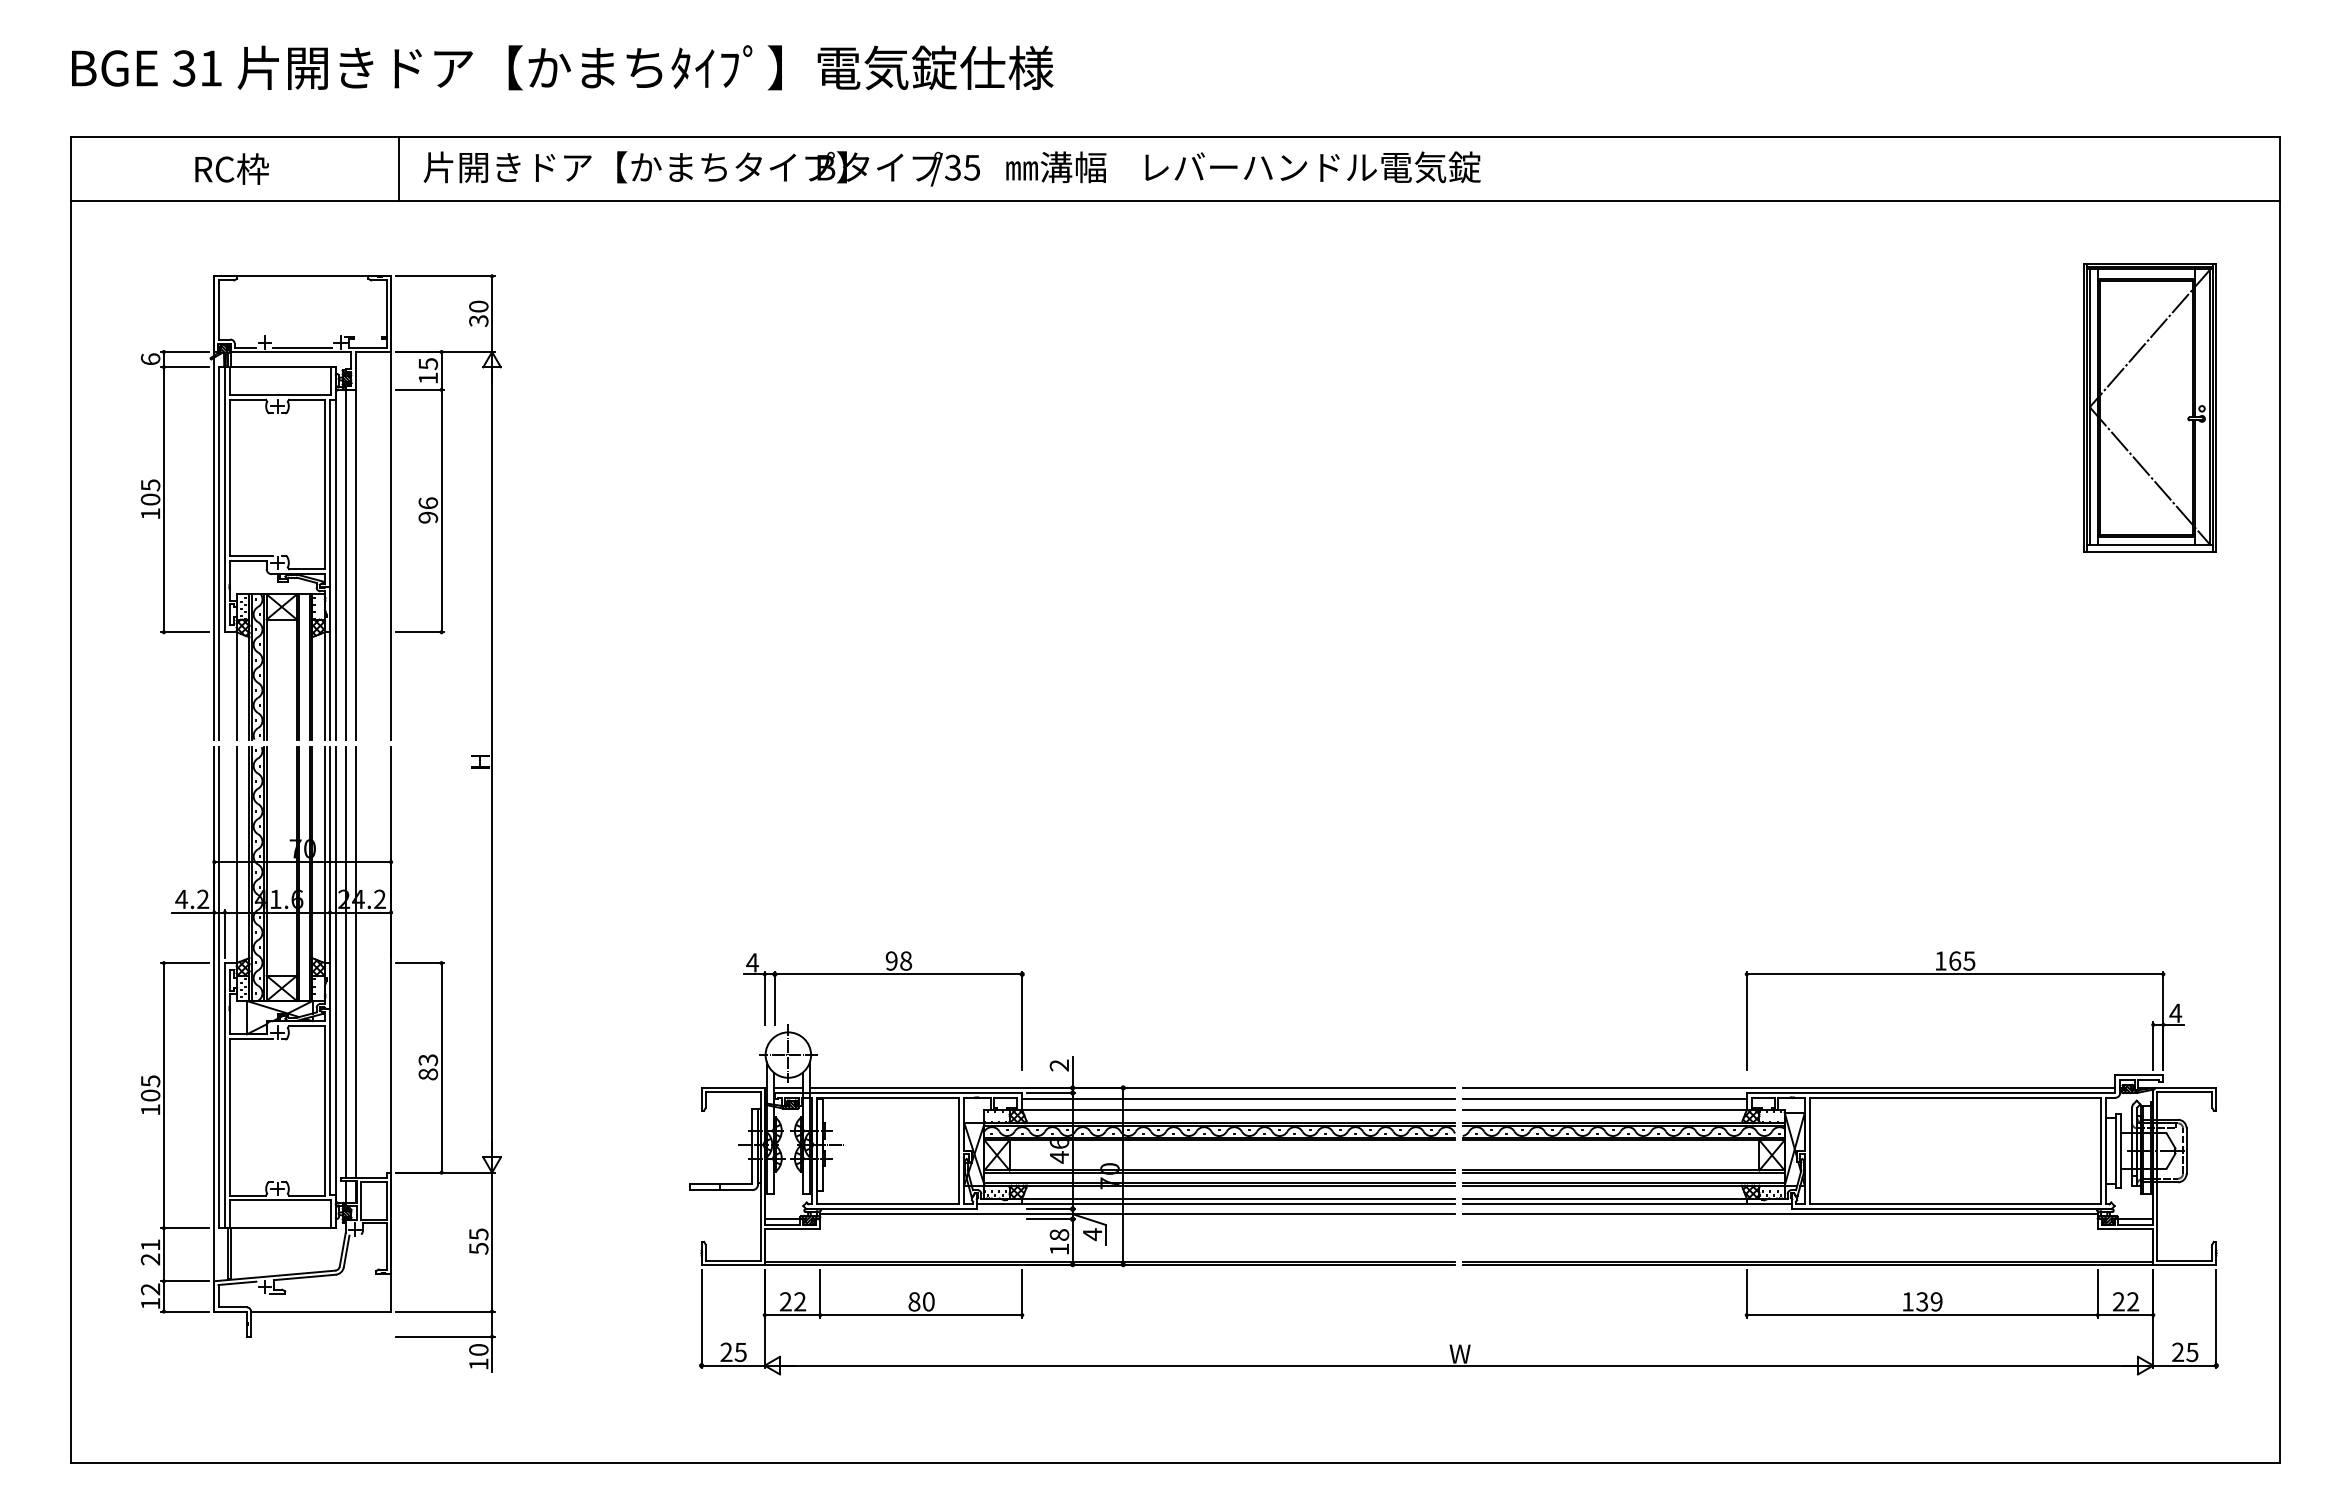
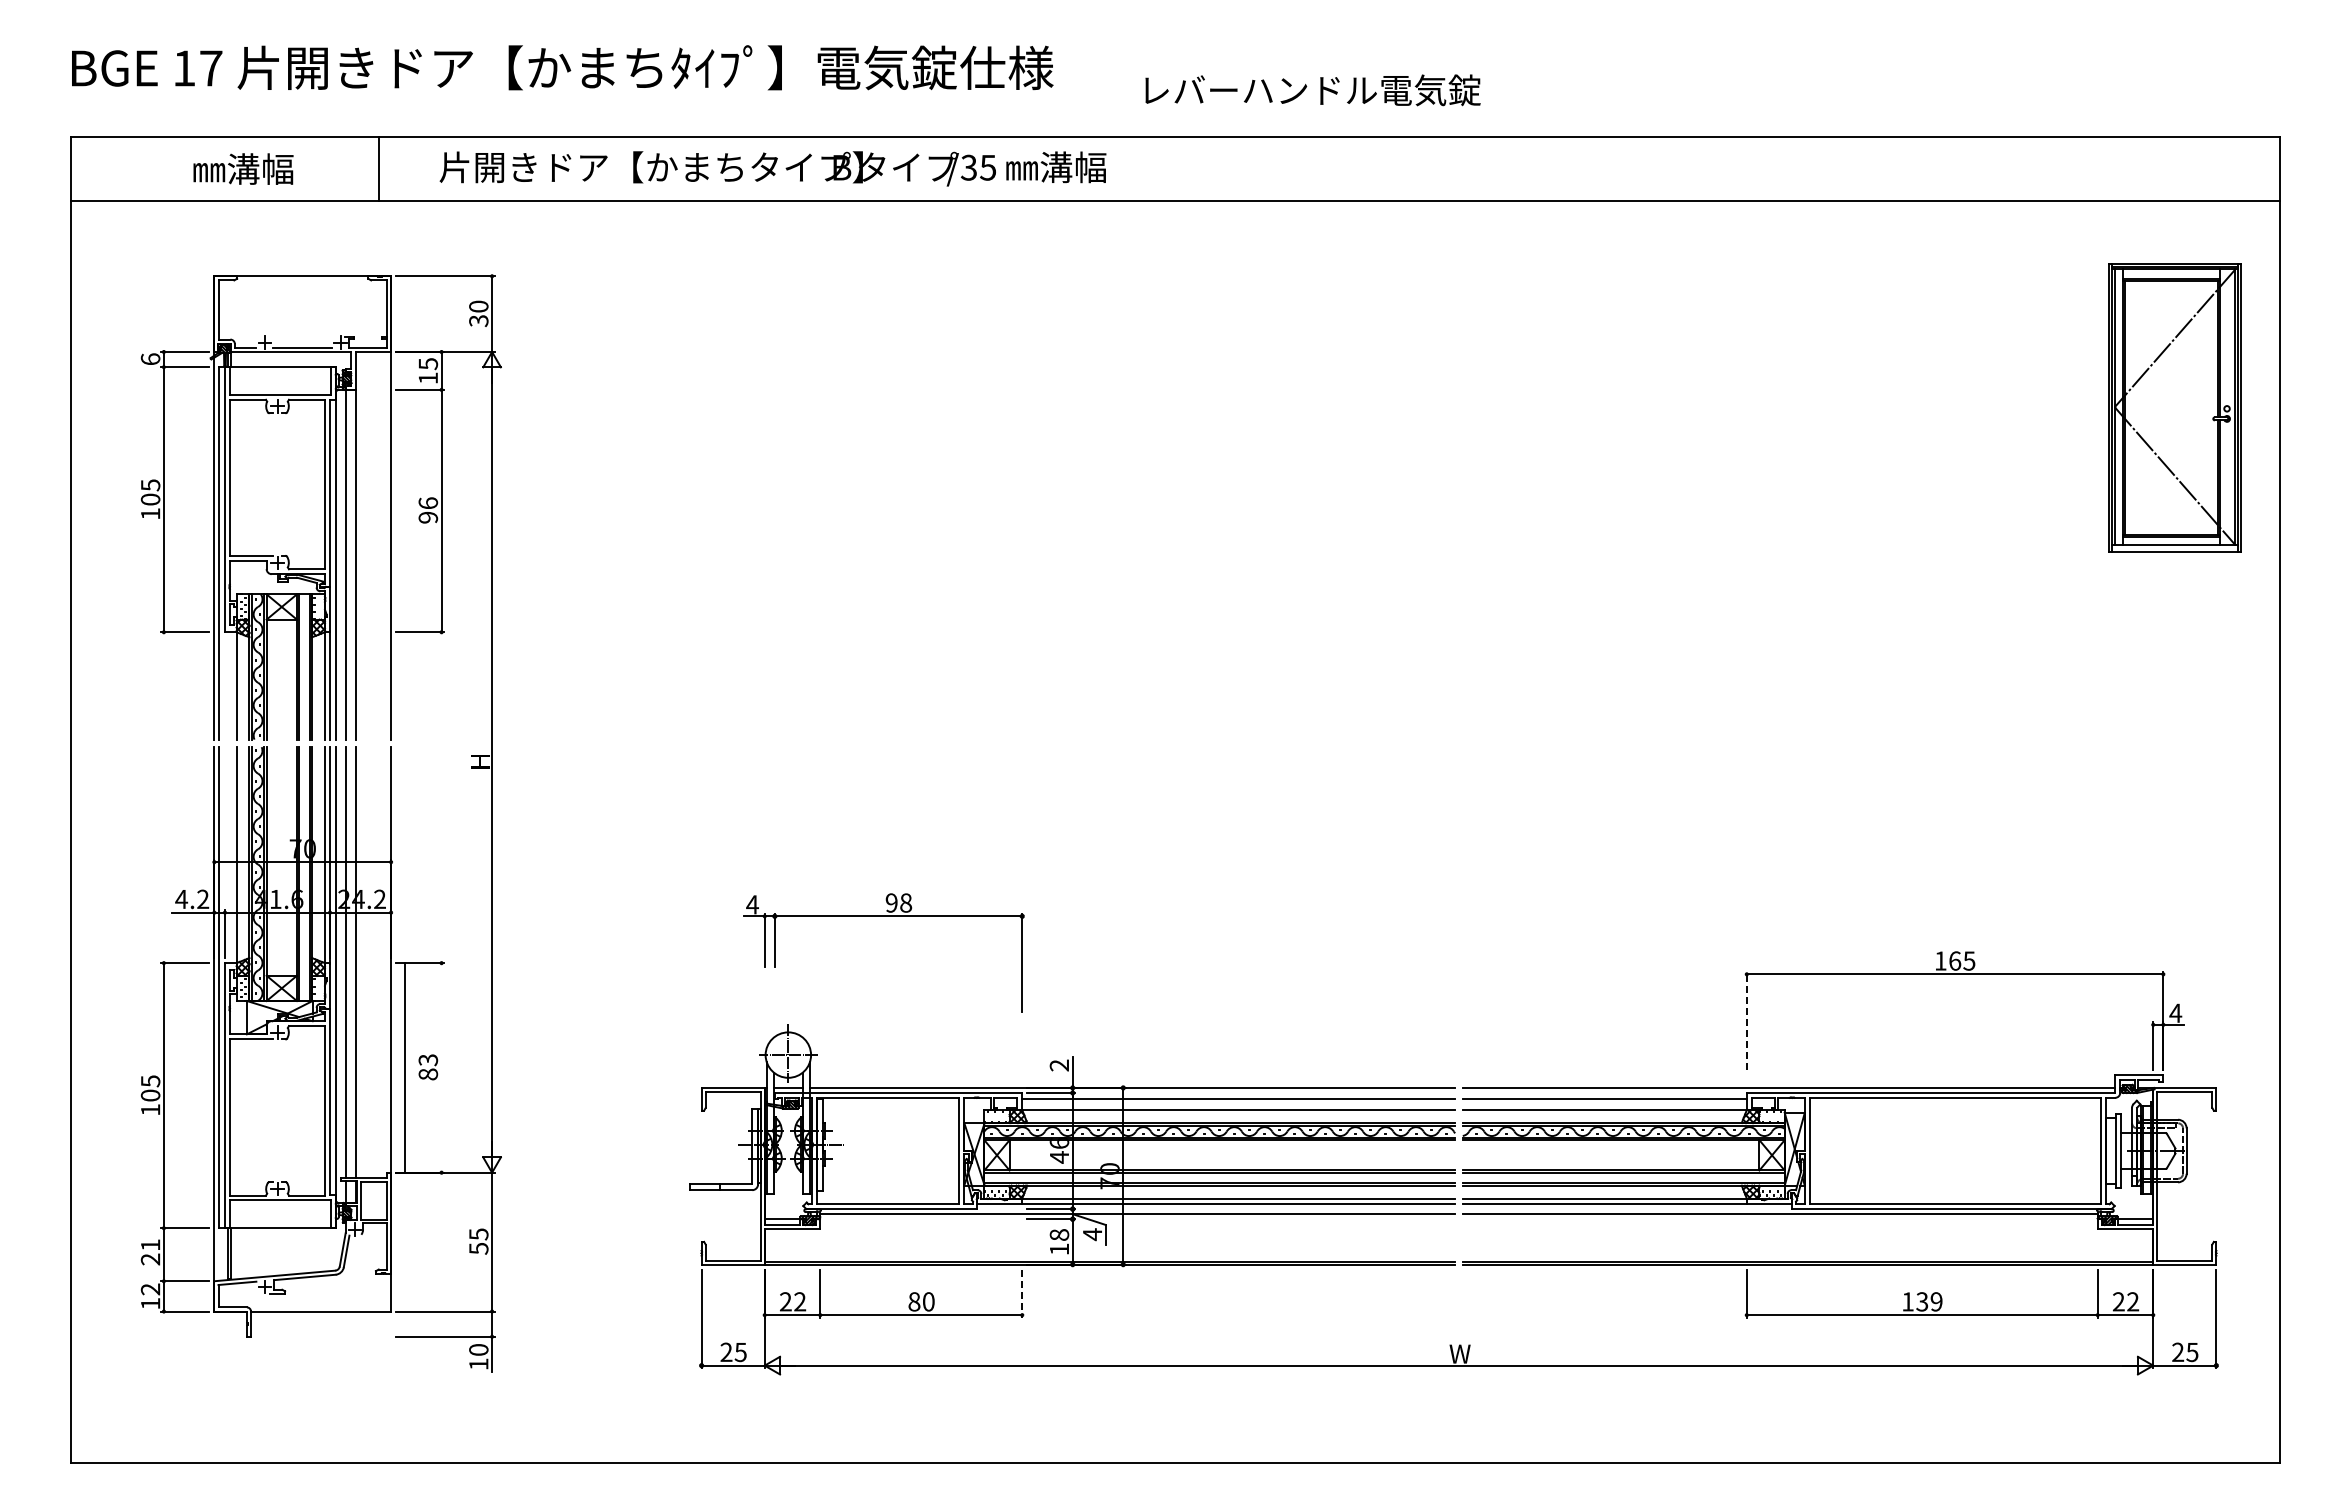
text: 31 -> 17 (197, 68)
text position: (1312, 167) -> (1312, 90) (1312, 90)
text: RC枠 -> ㎜溝幅 (243, 168)
line position: (398, 168) -> (378, 168) (378, 168)
text position: (701, 168) -> (717, 168) (717, 168)
part position: (2149, 407) -> (2174, 407) (2174, 407)
part position: (883, 974) -> (883, 916) (883, 916)
line: solid -> dashed (1746, 1020)
line position: (441, 1067) -> (404, 1067) (404, 1067)
line: solid -> dashed (1022, 1293)
